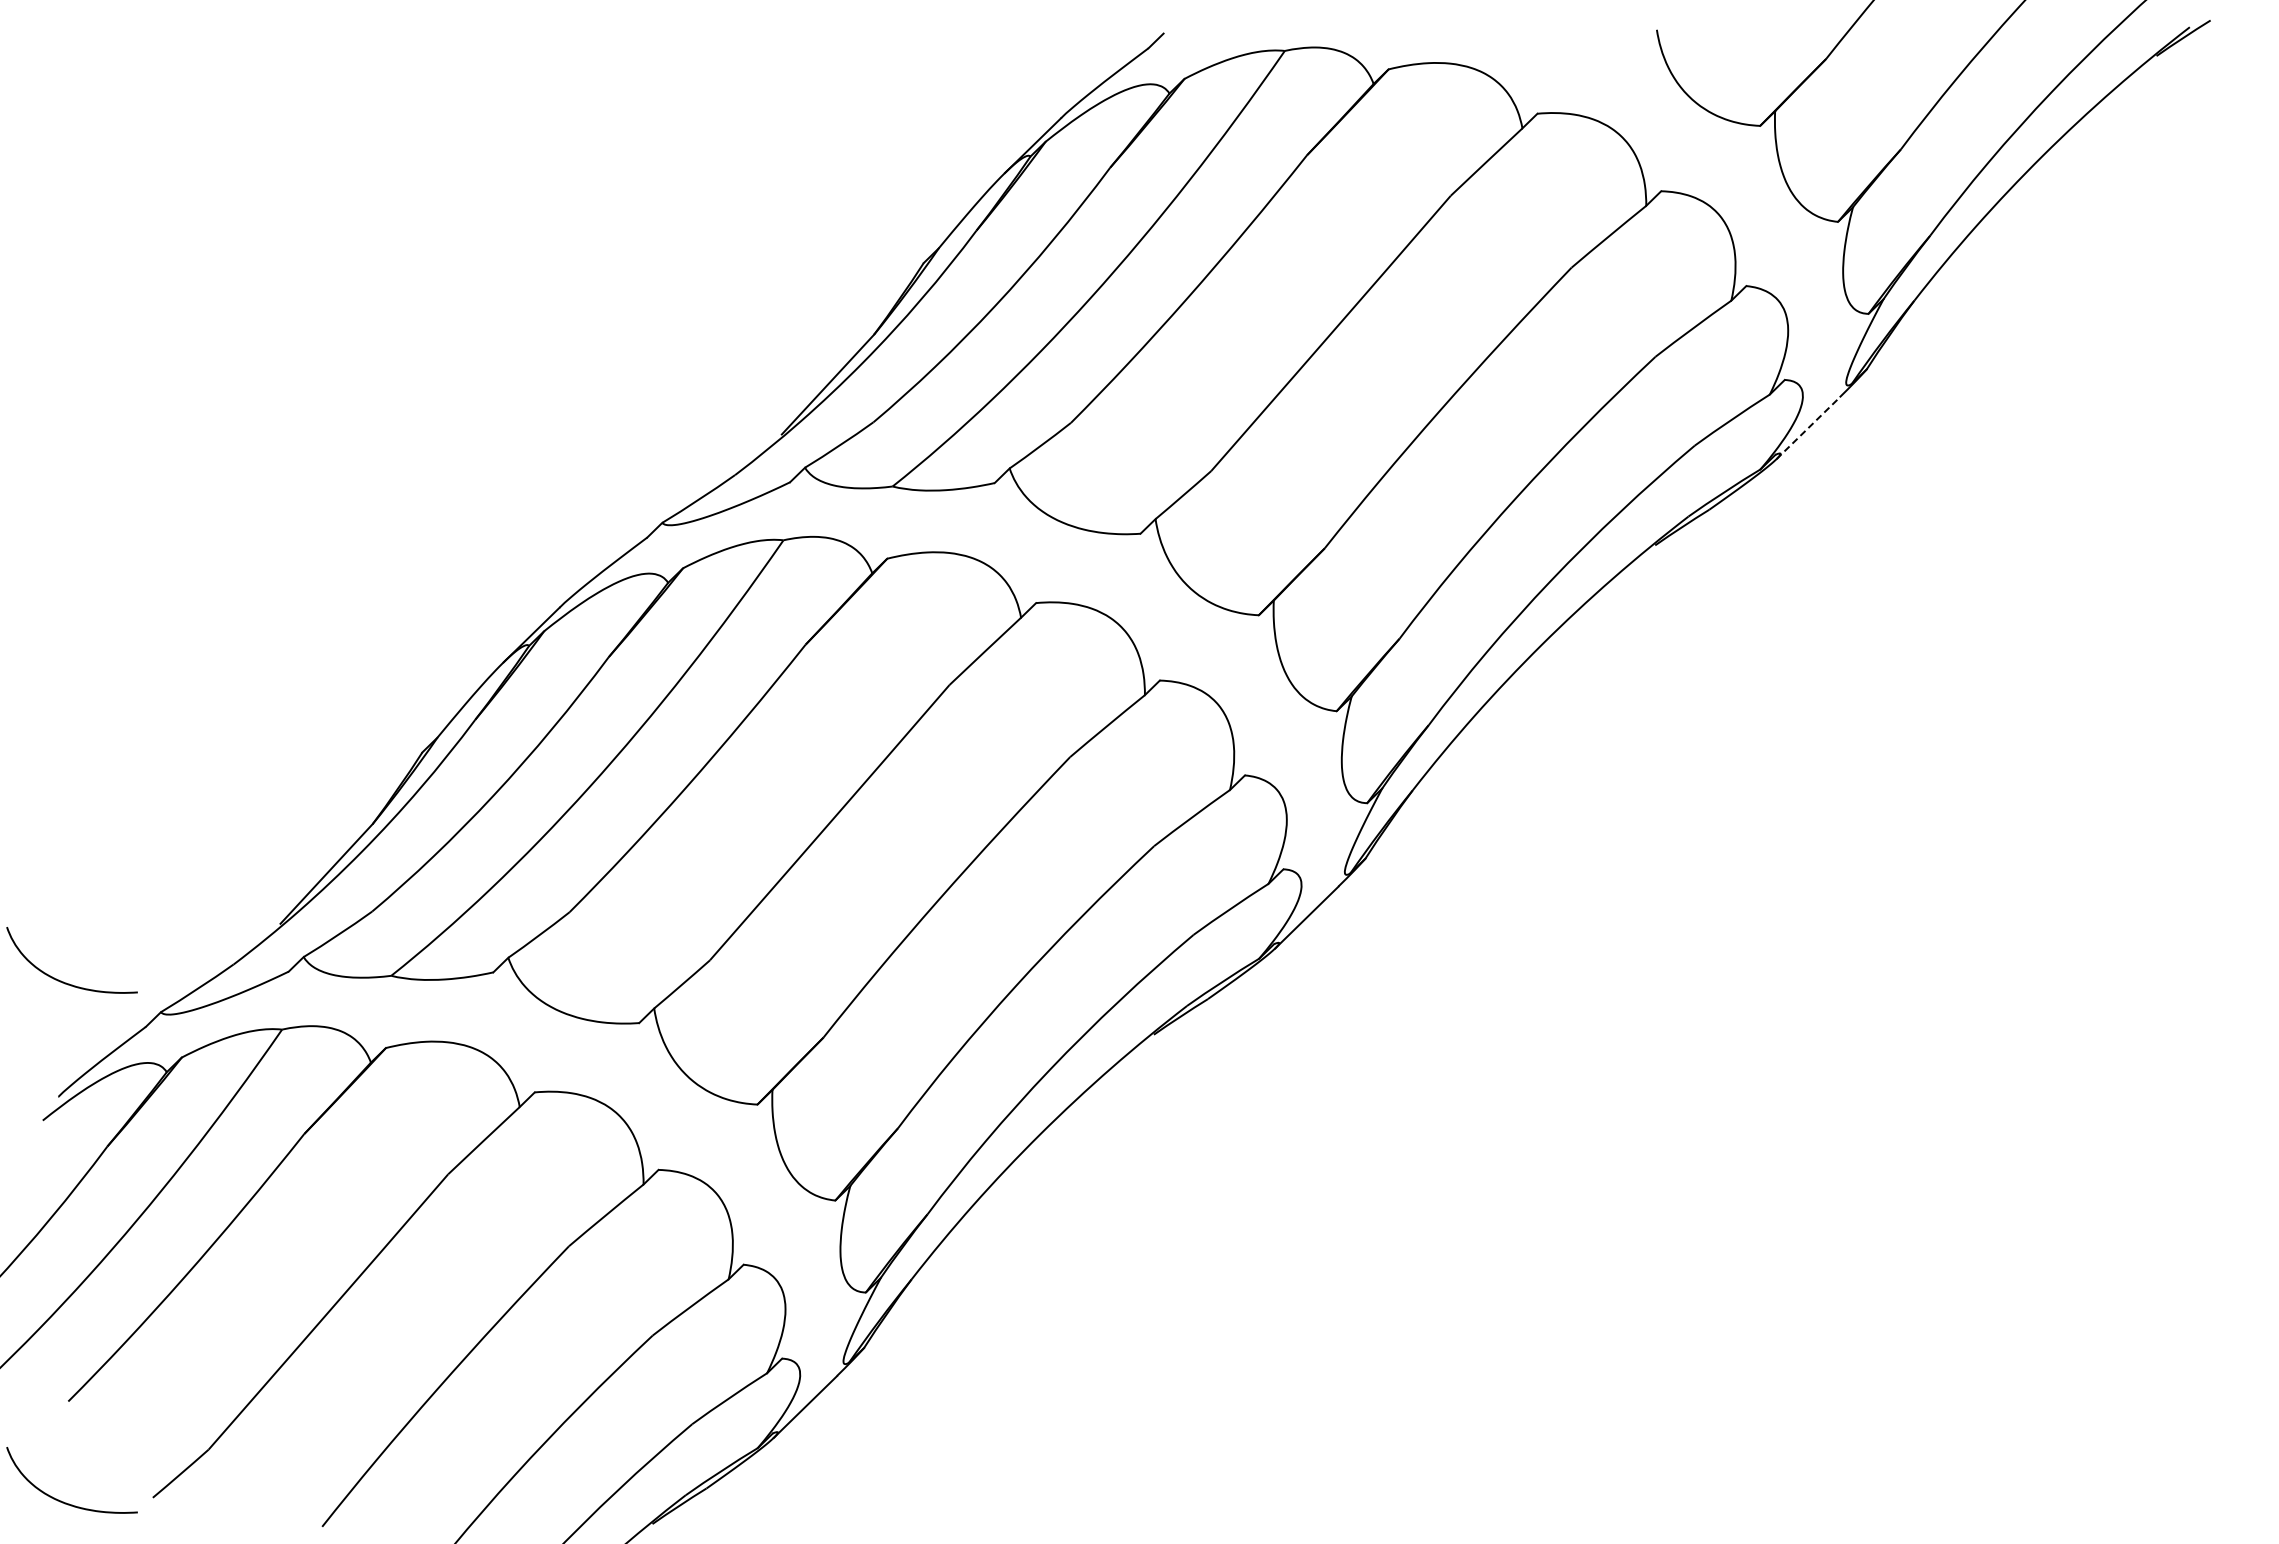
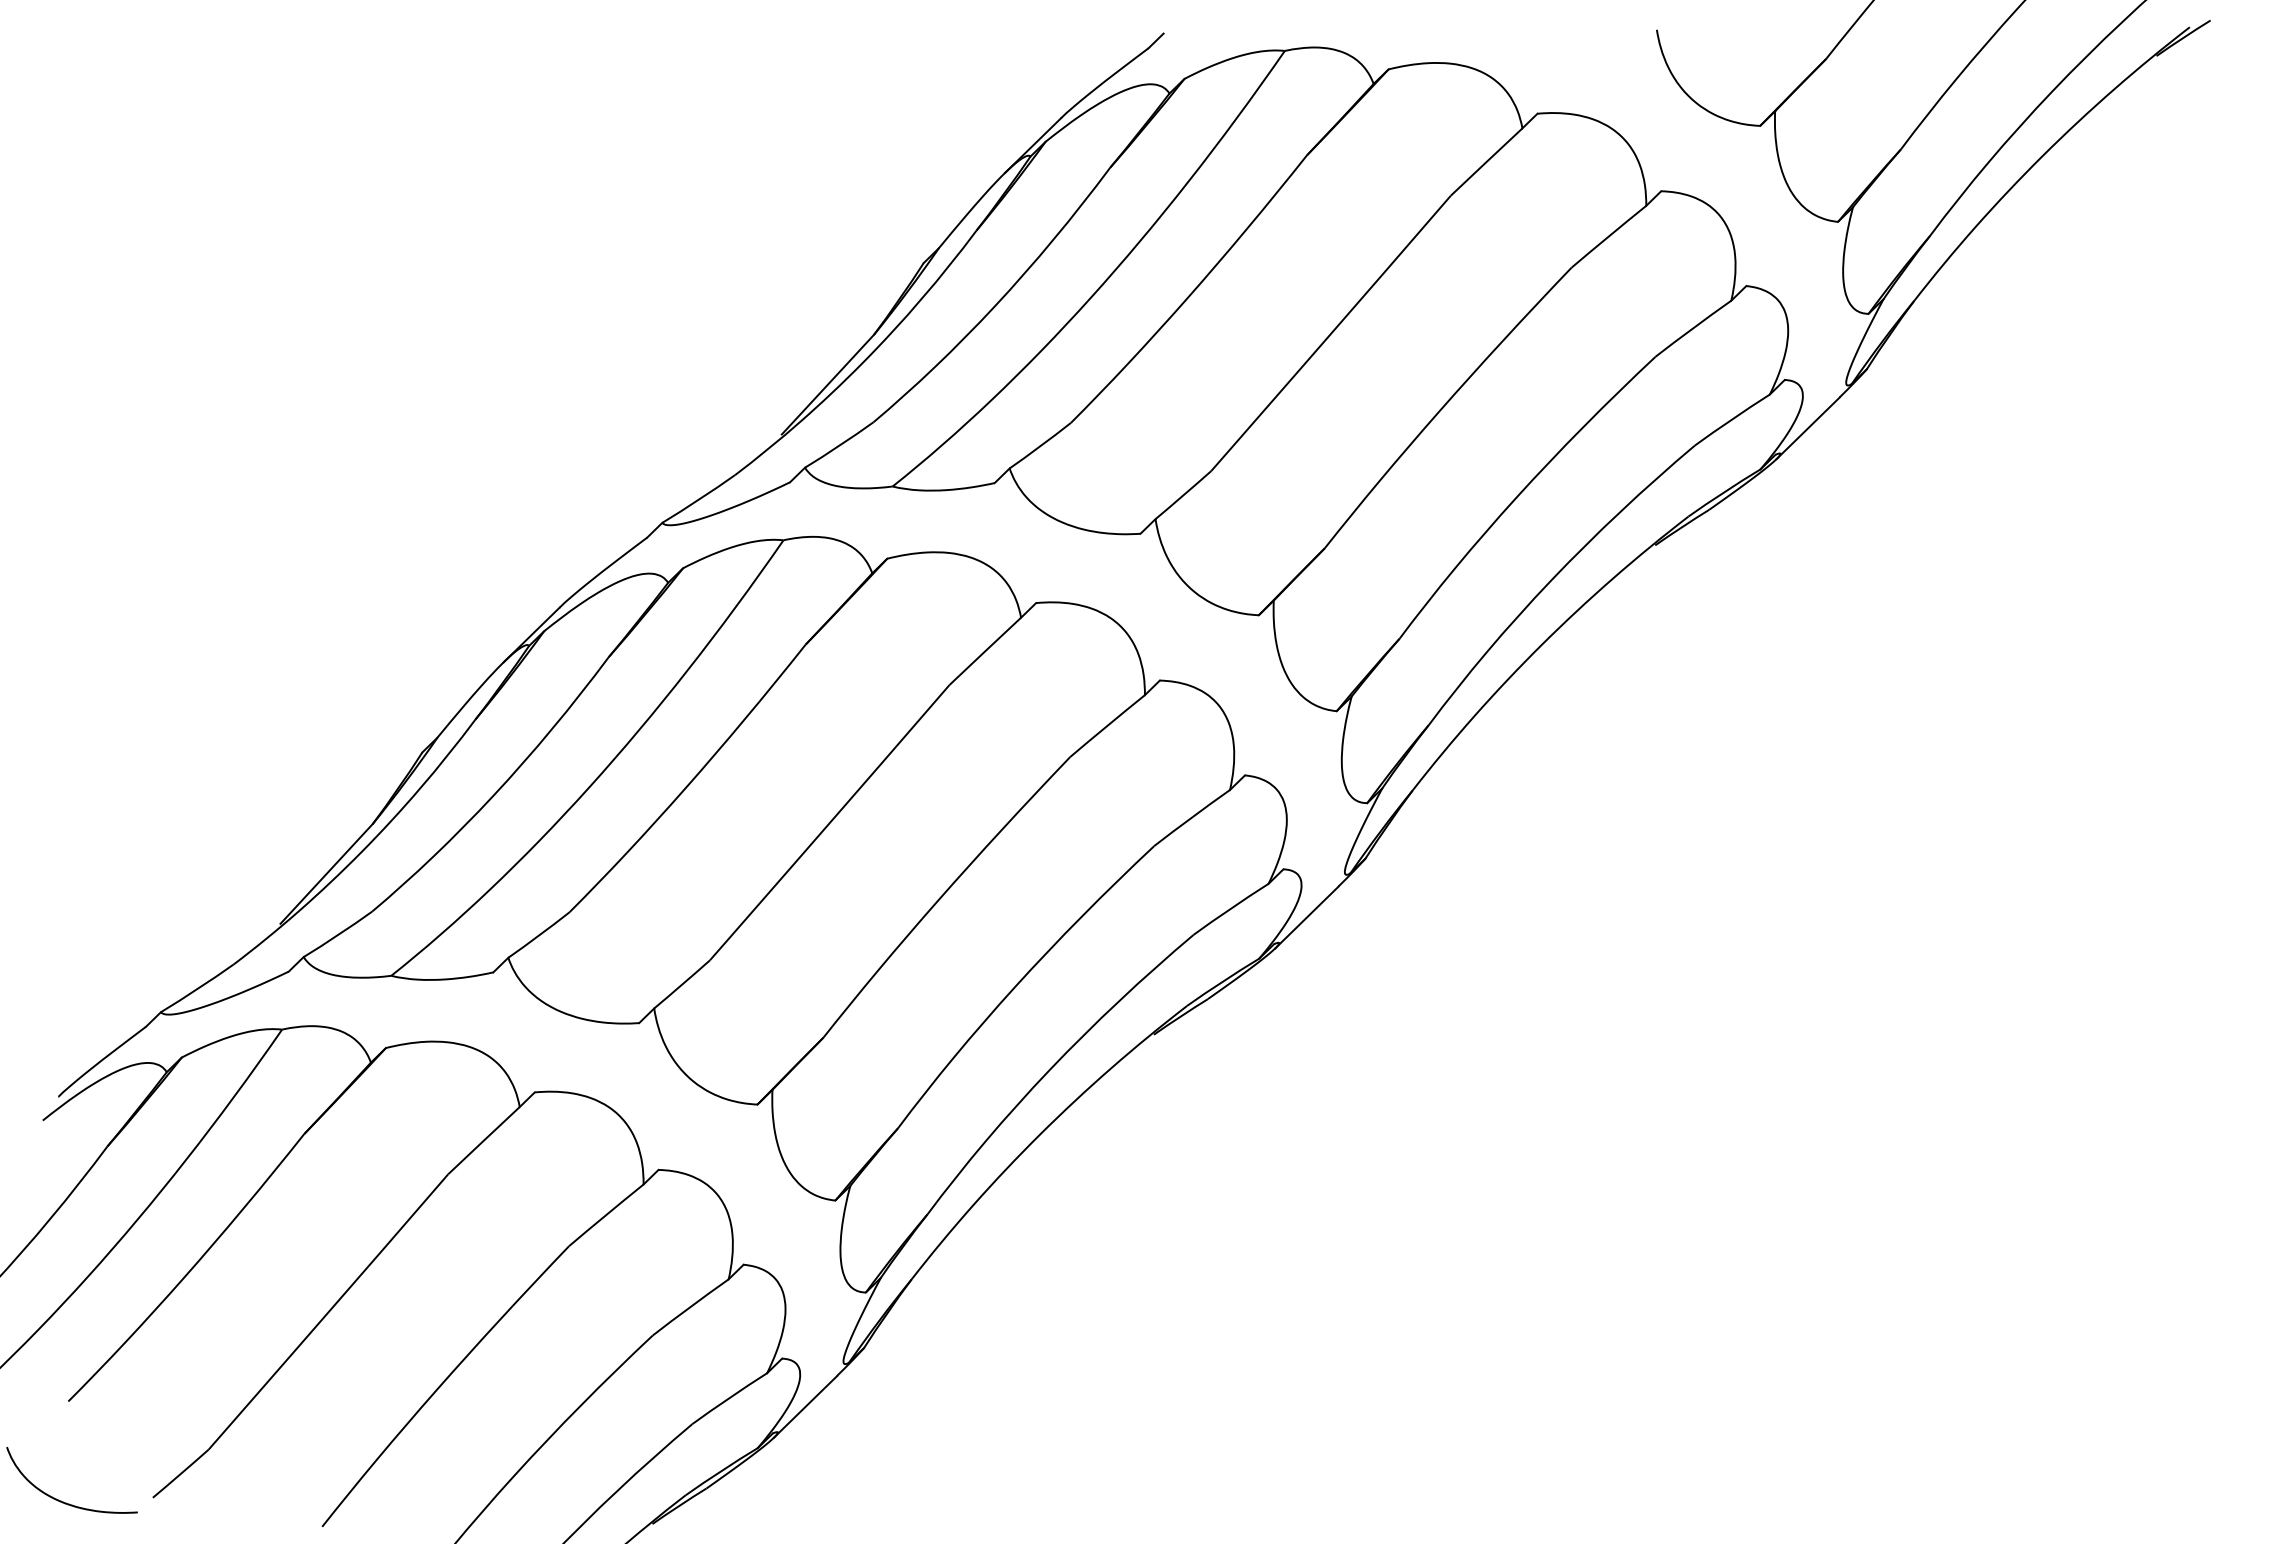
line: dashed -> solid (1808, 427)
curve: present -> none (61, 980)
